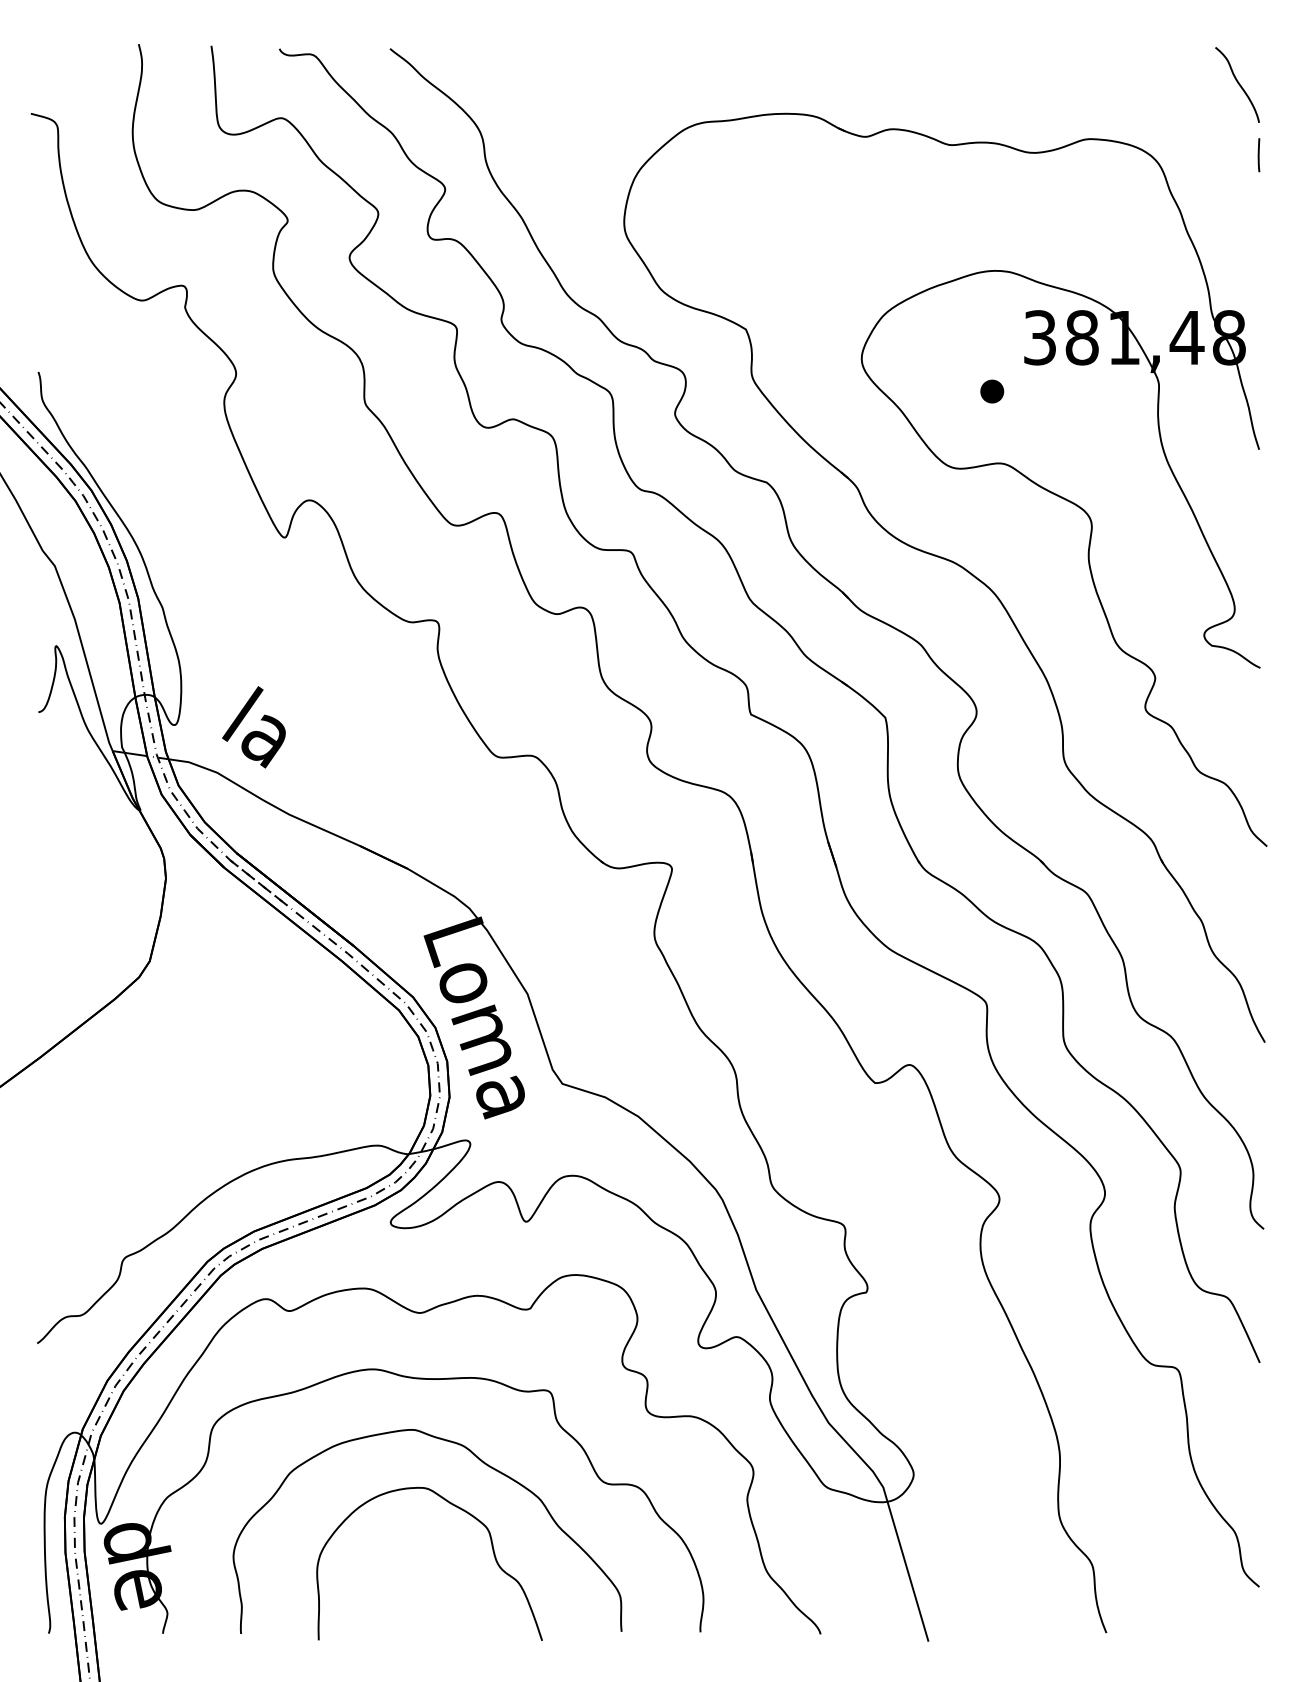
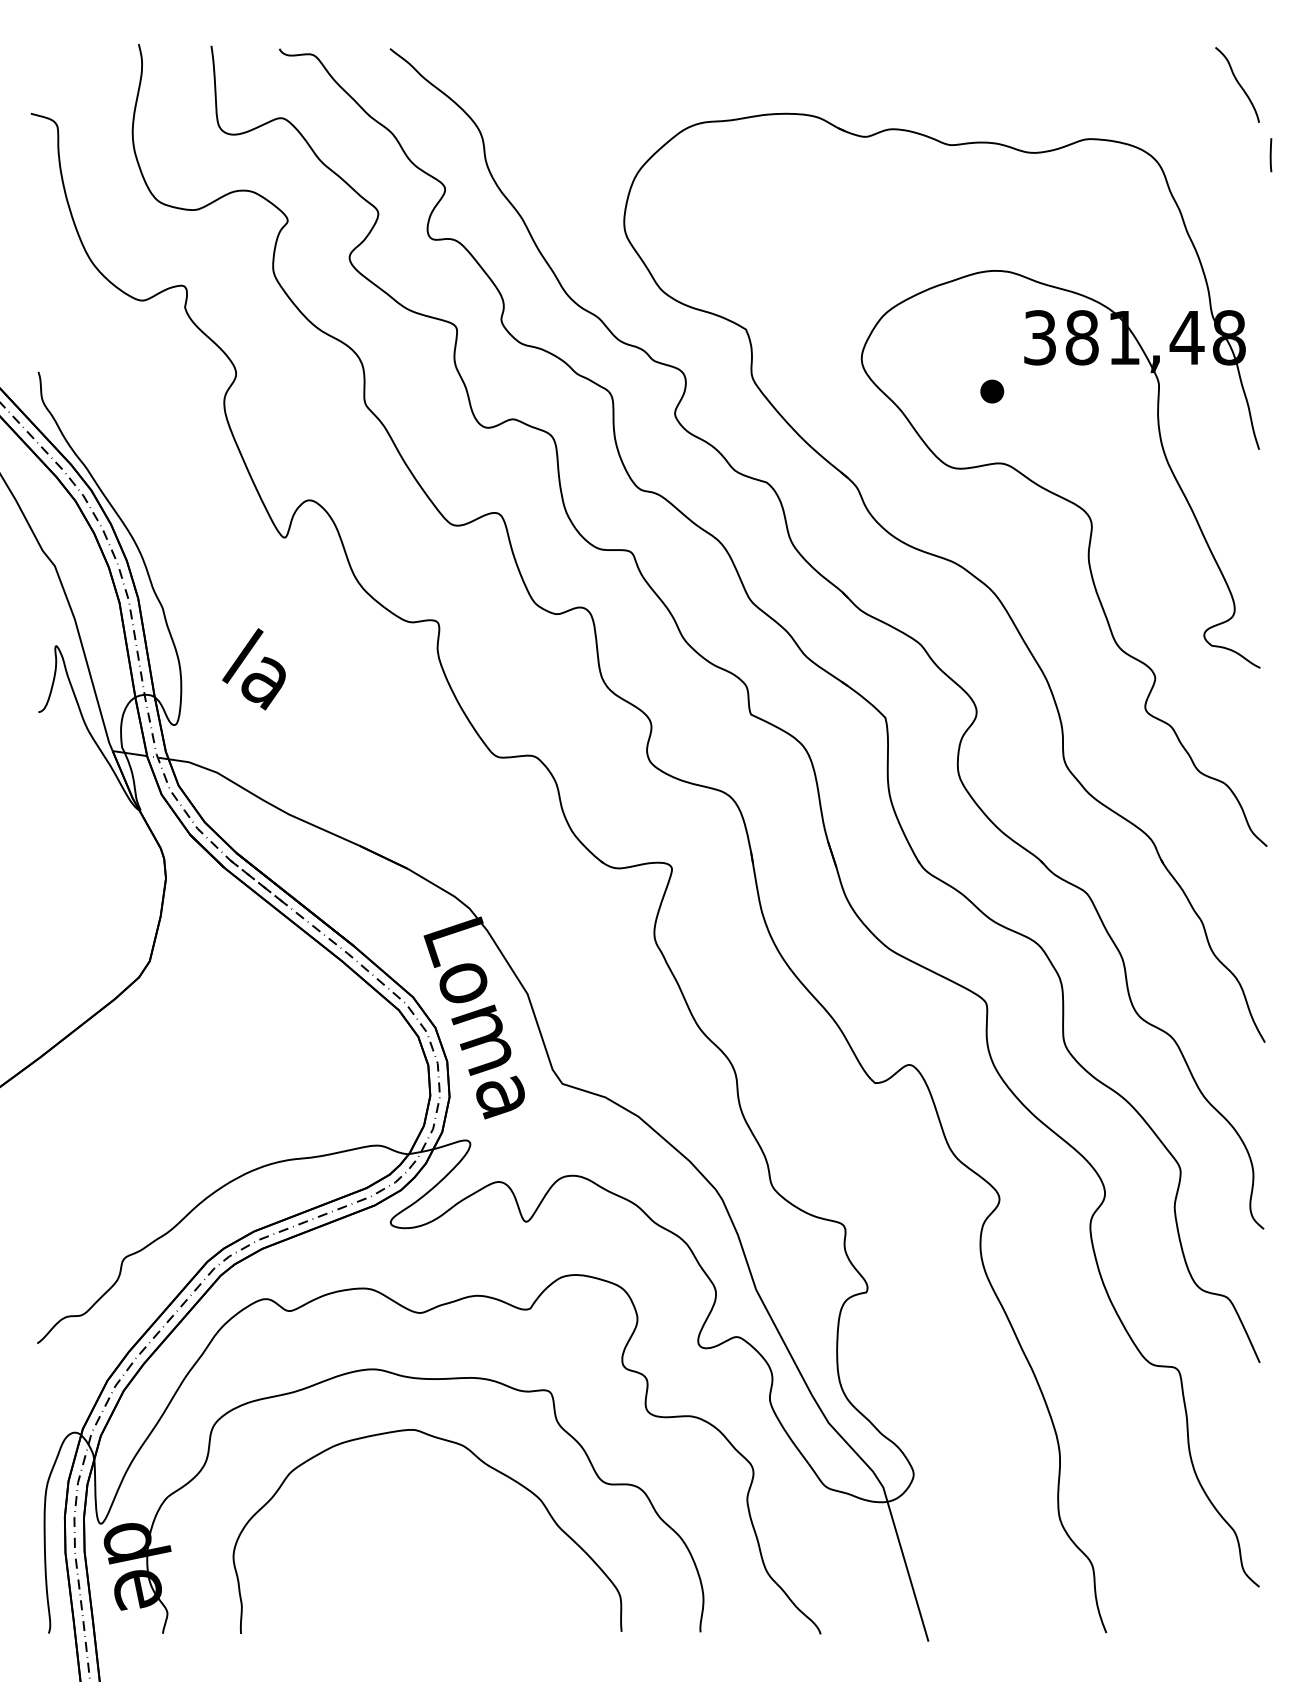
line position: (1258, 155) -> (1270, 155) (1270, 155)
text position: (253, 727) -> (253, 669) (253, 669)
curve: present -> none (461, 1510)
